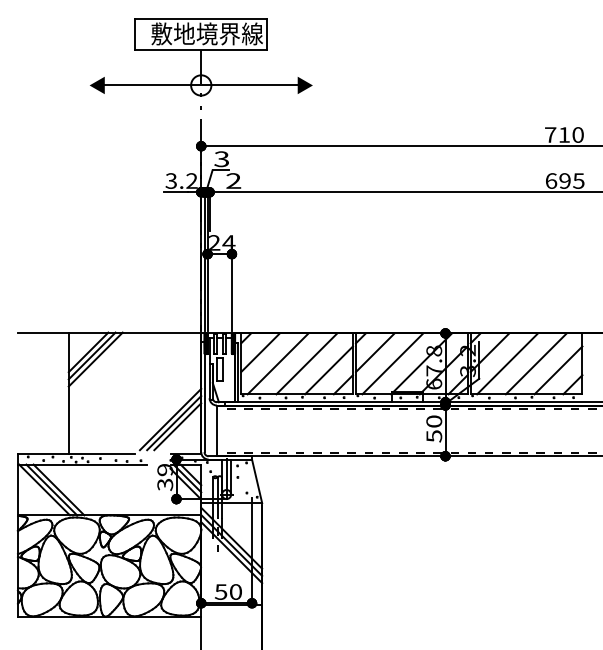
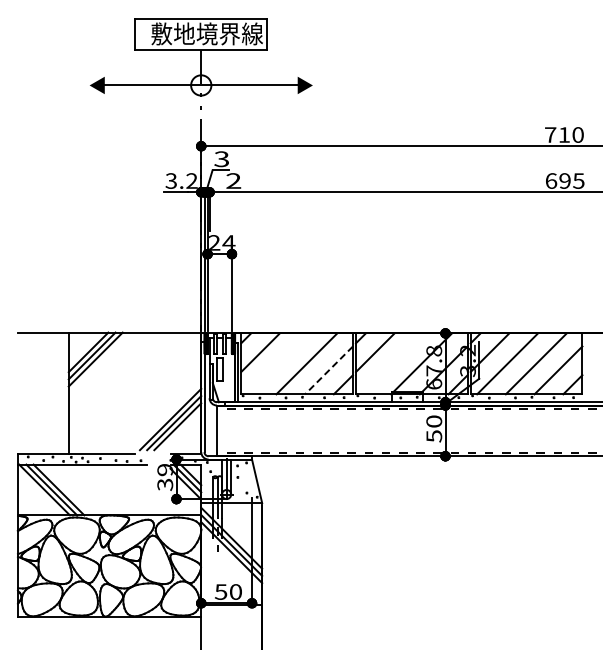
line: present -> none (277, 363)
line: present -> none (392, 363)
line: solid -> dashed (329, 370)
